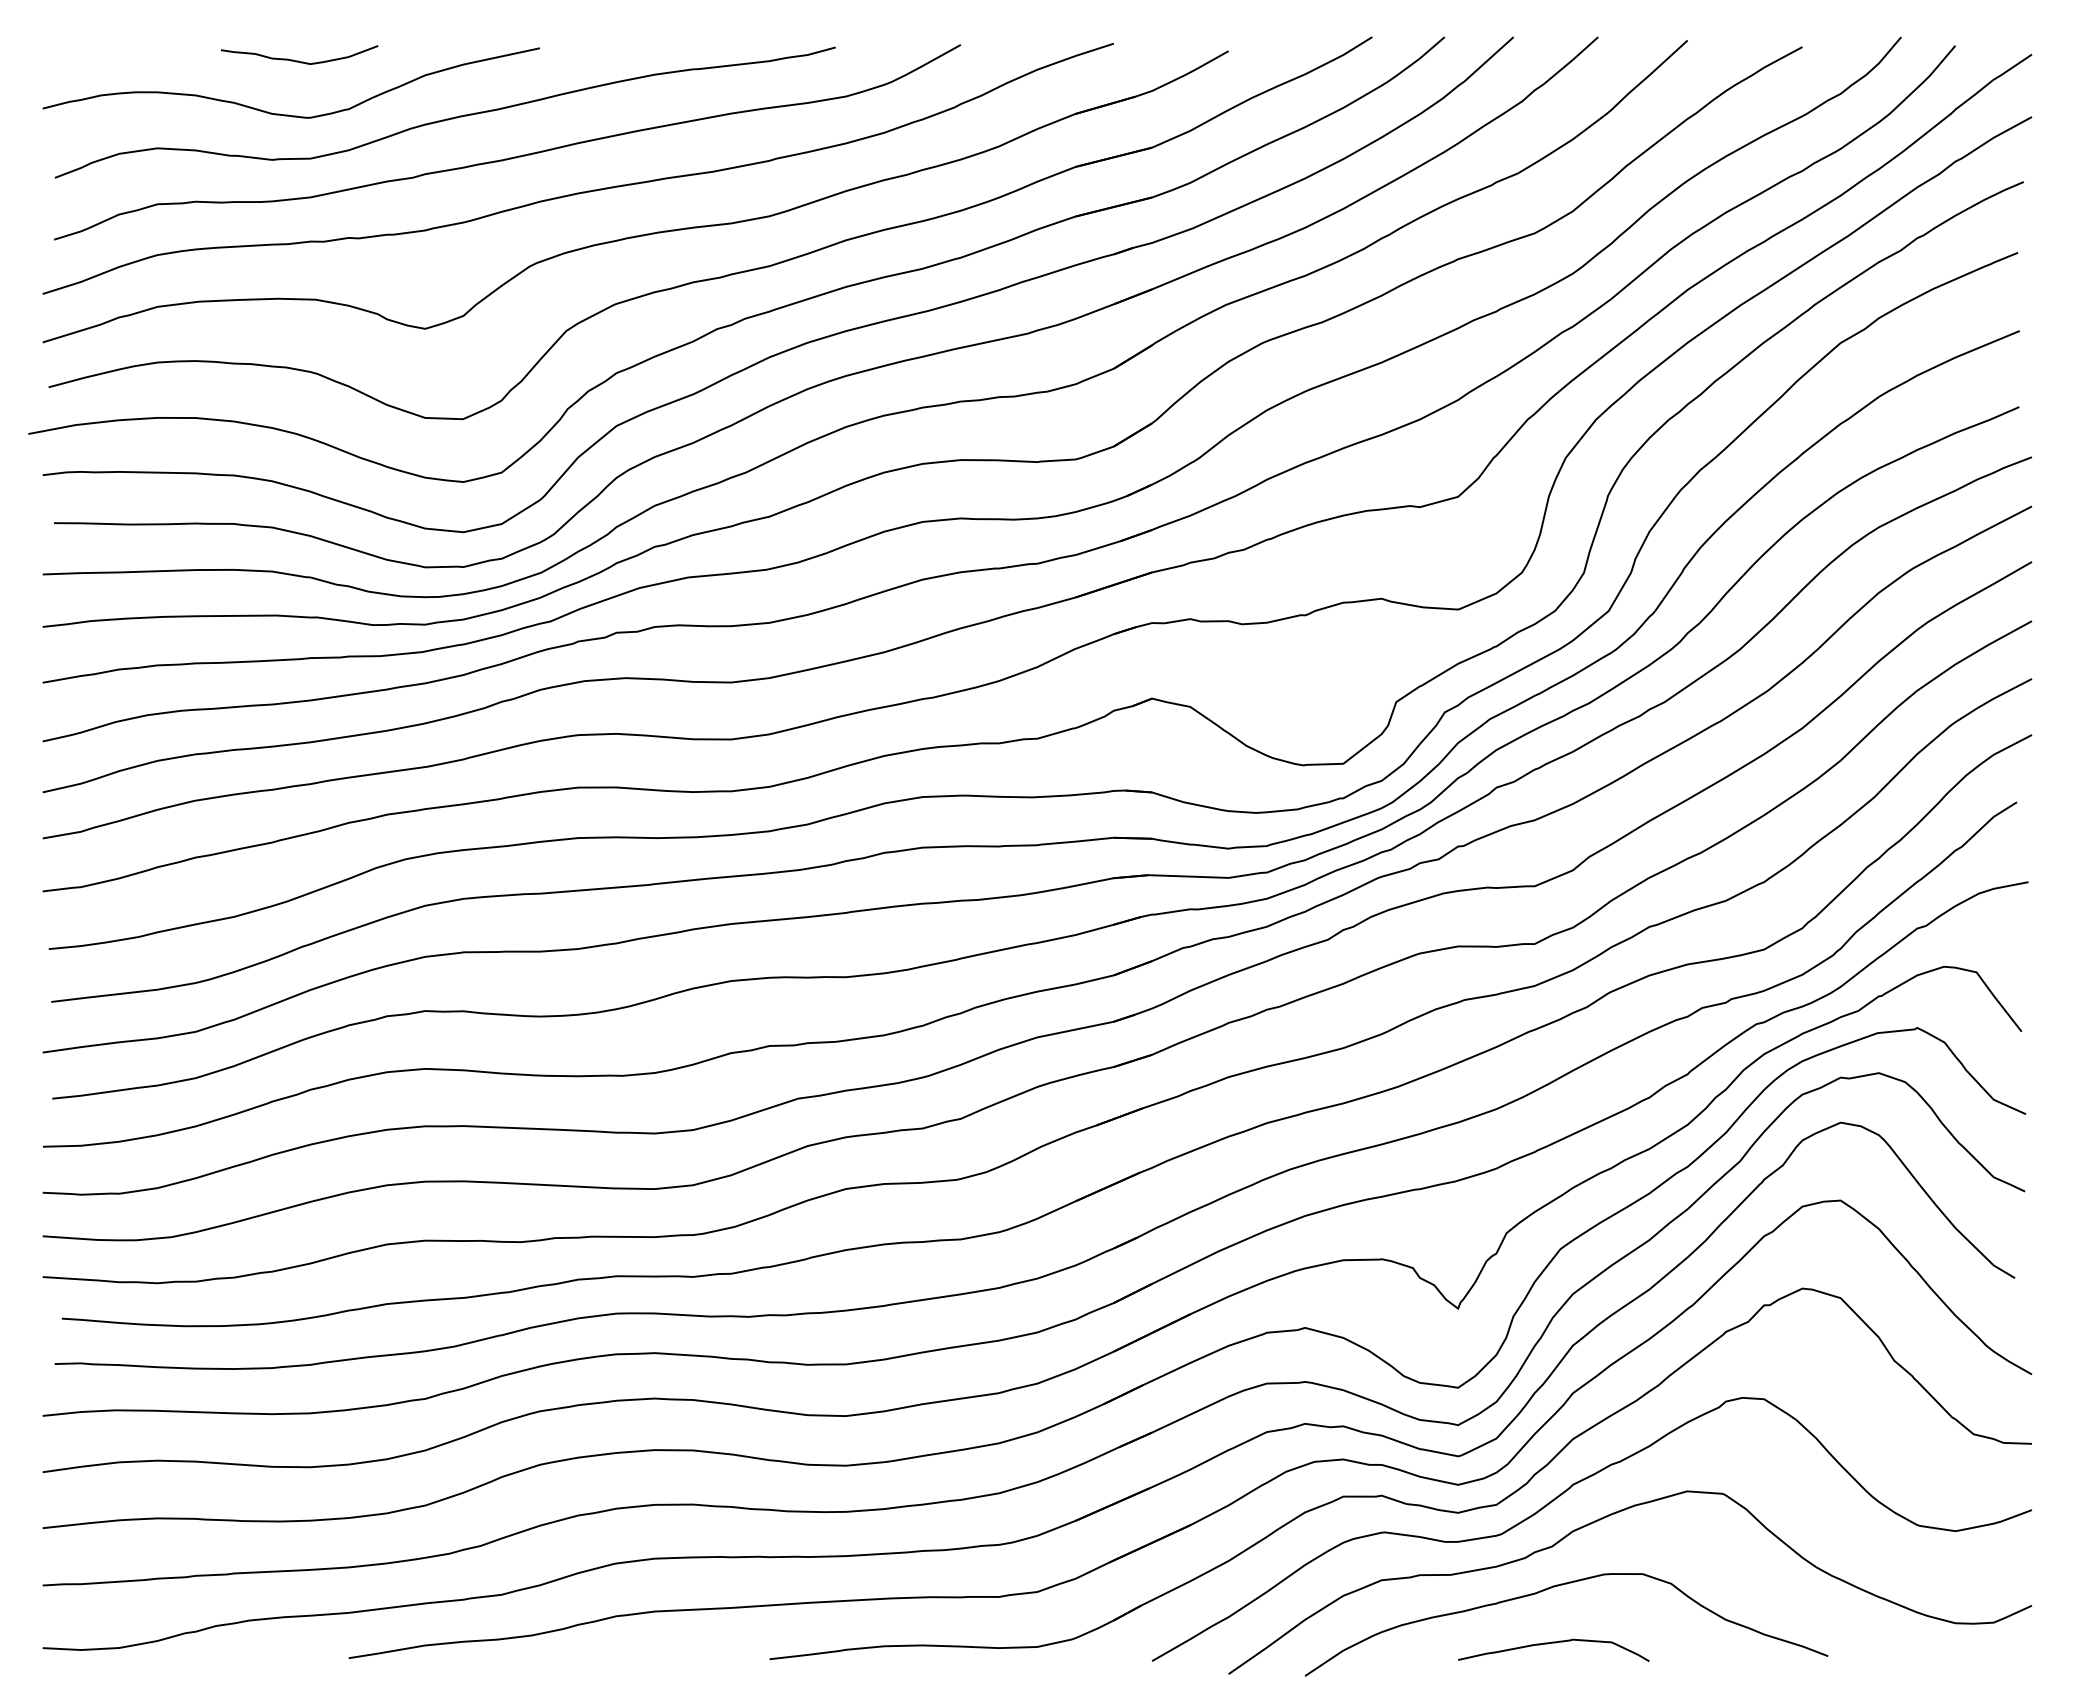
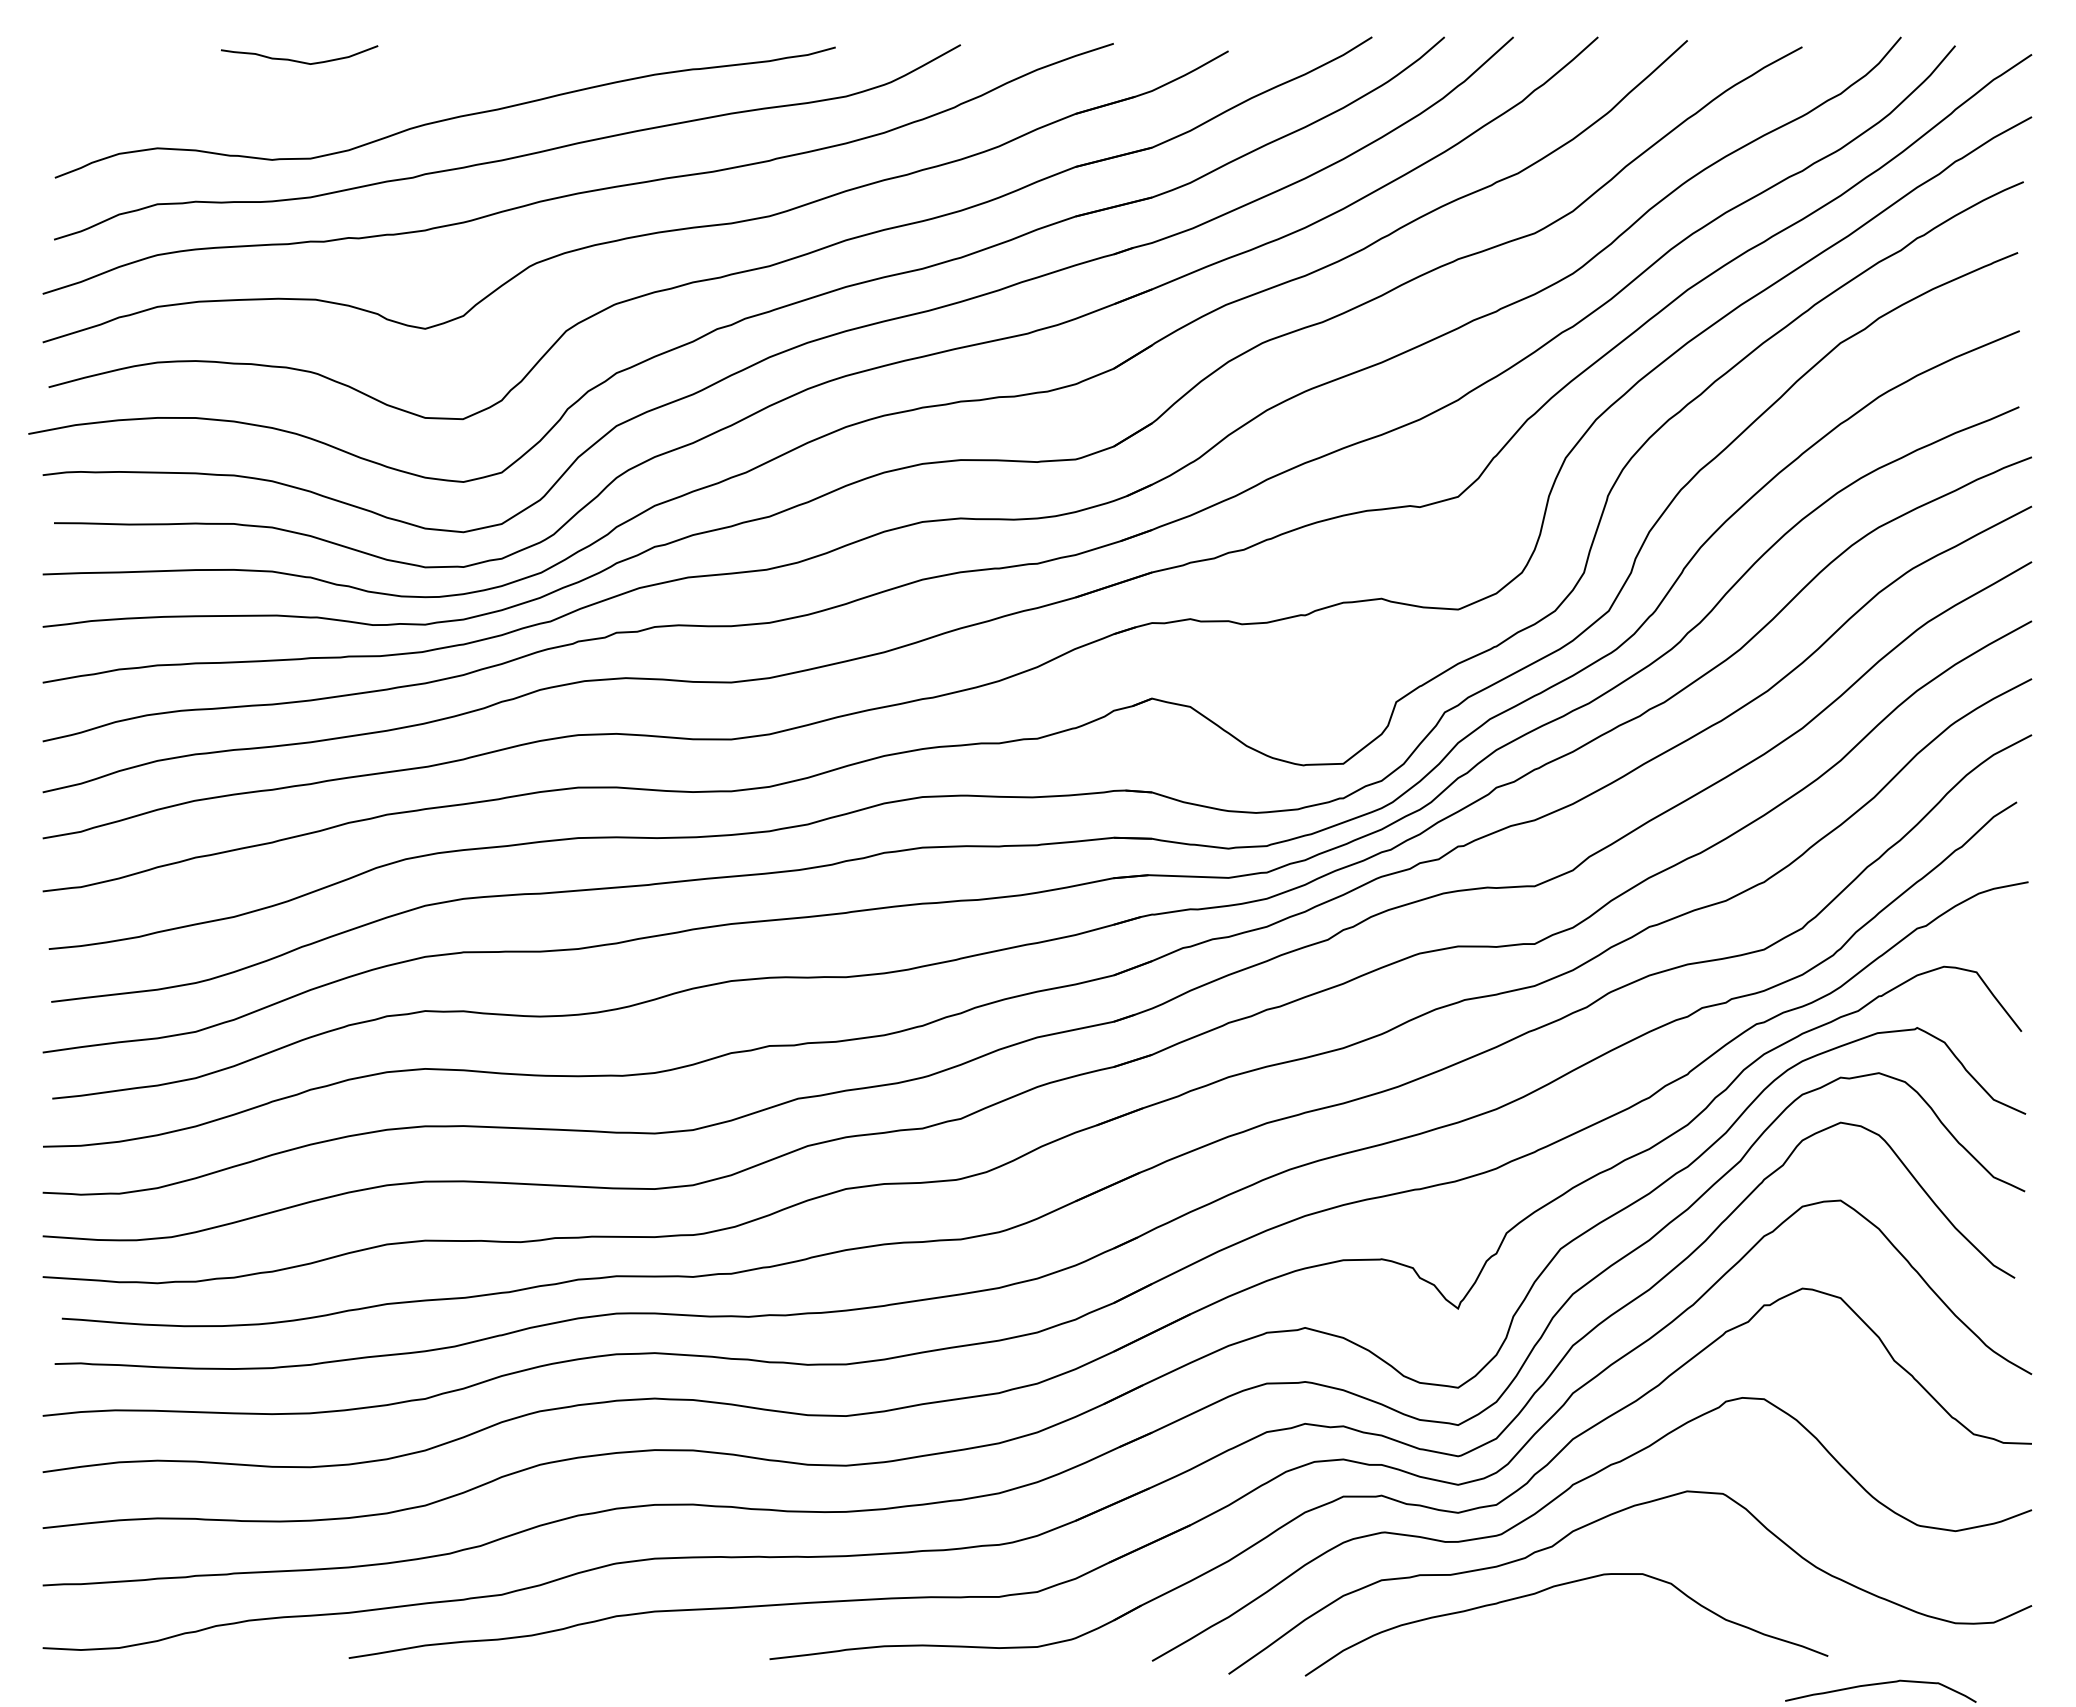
curve: present -> none (288, 114)
curve position: (1553, 1643) -> (1880, 1684) (1880, 1684)
